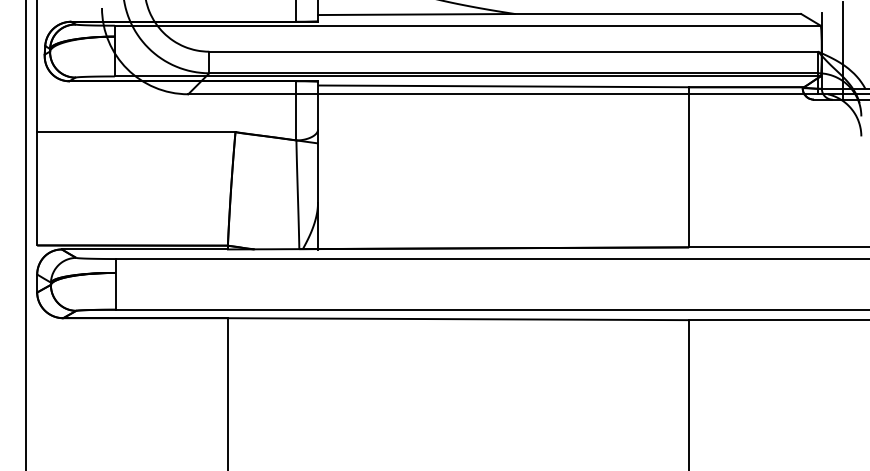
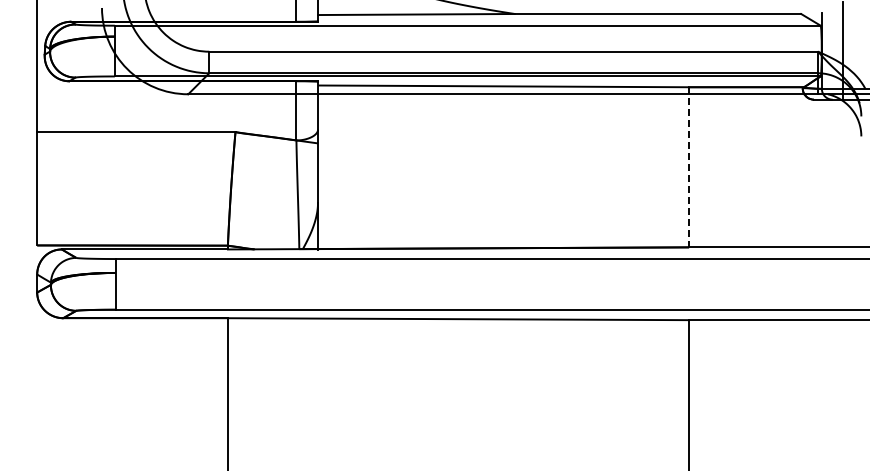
line: solid -> dashed (689, 167)
line: present -> none (26, 234)
